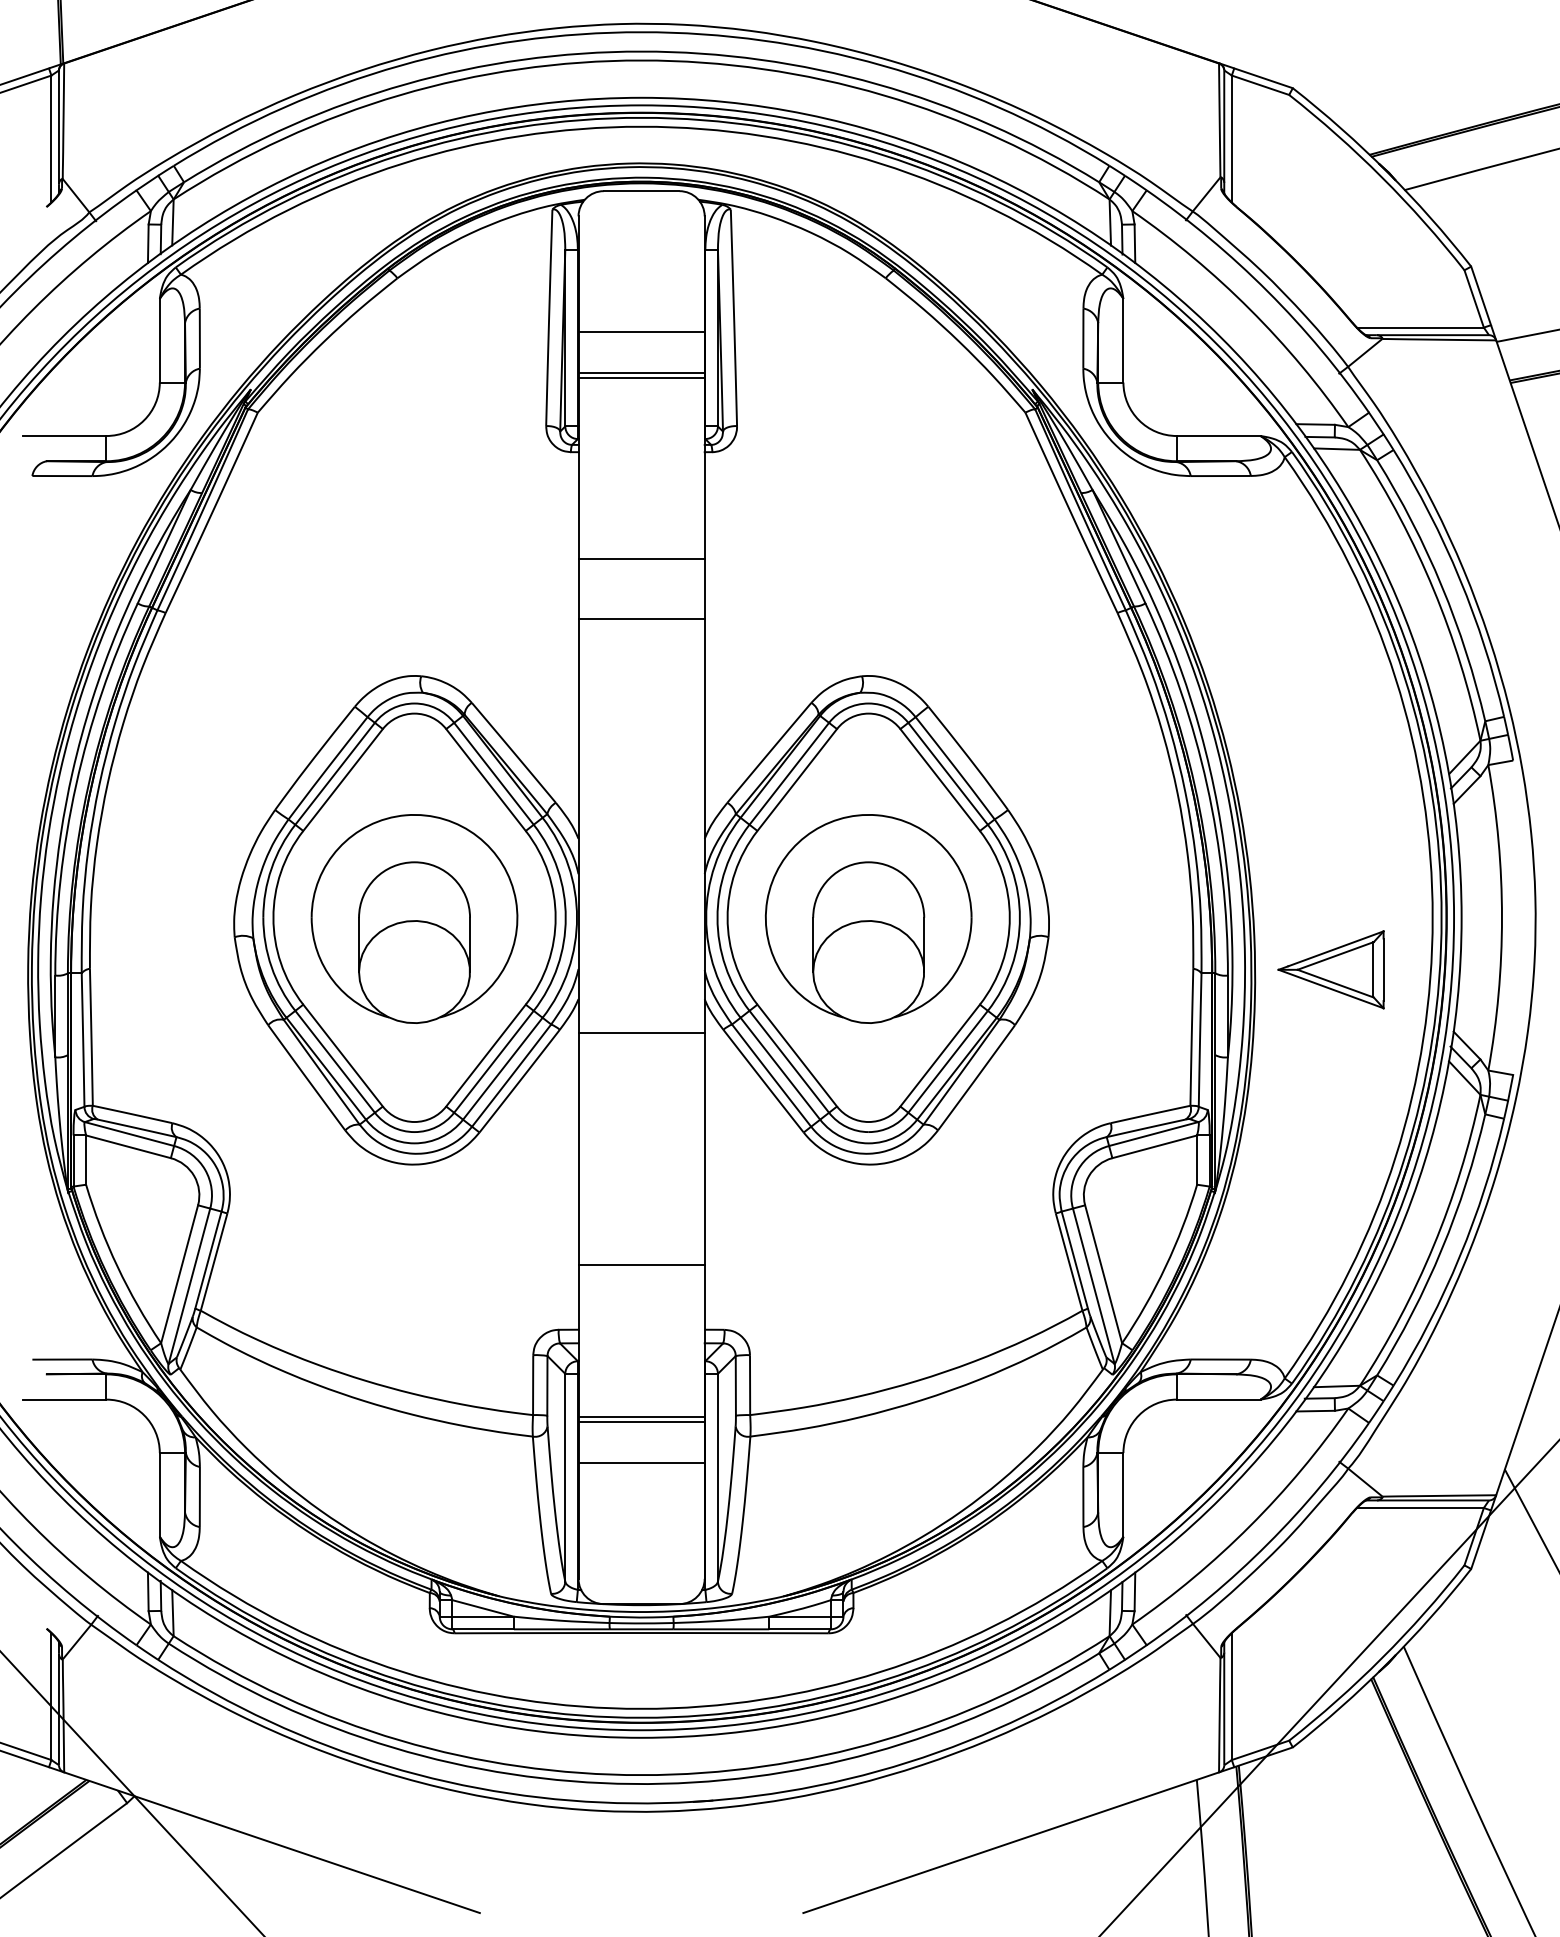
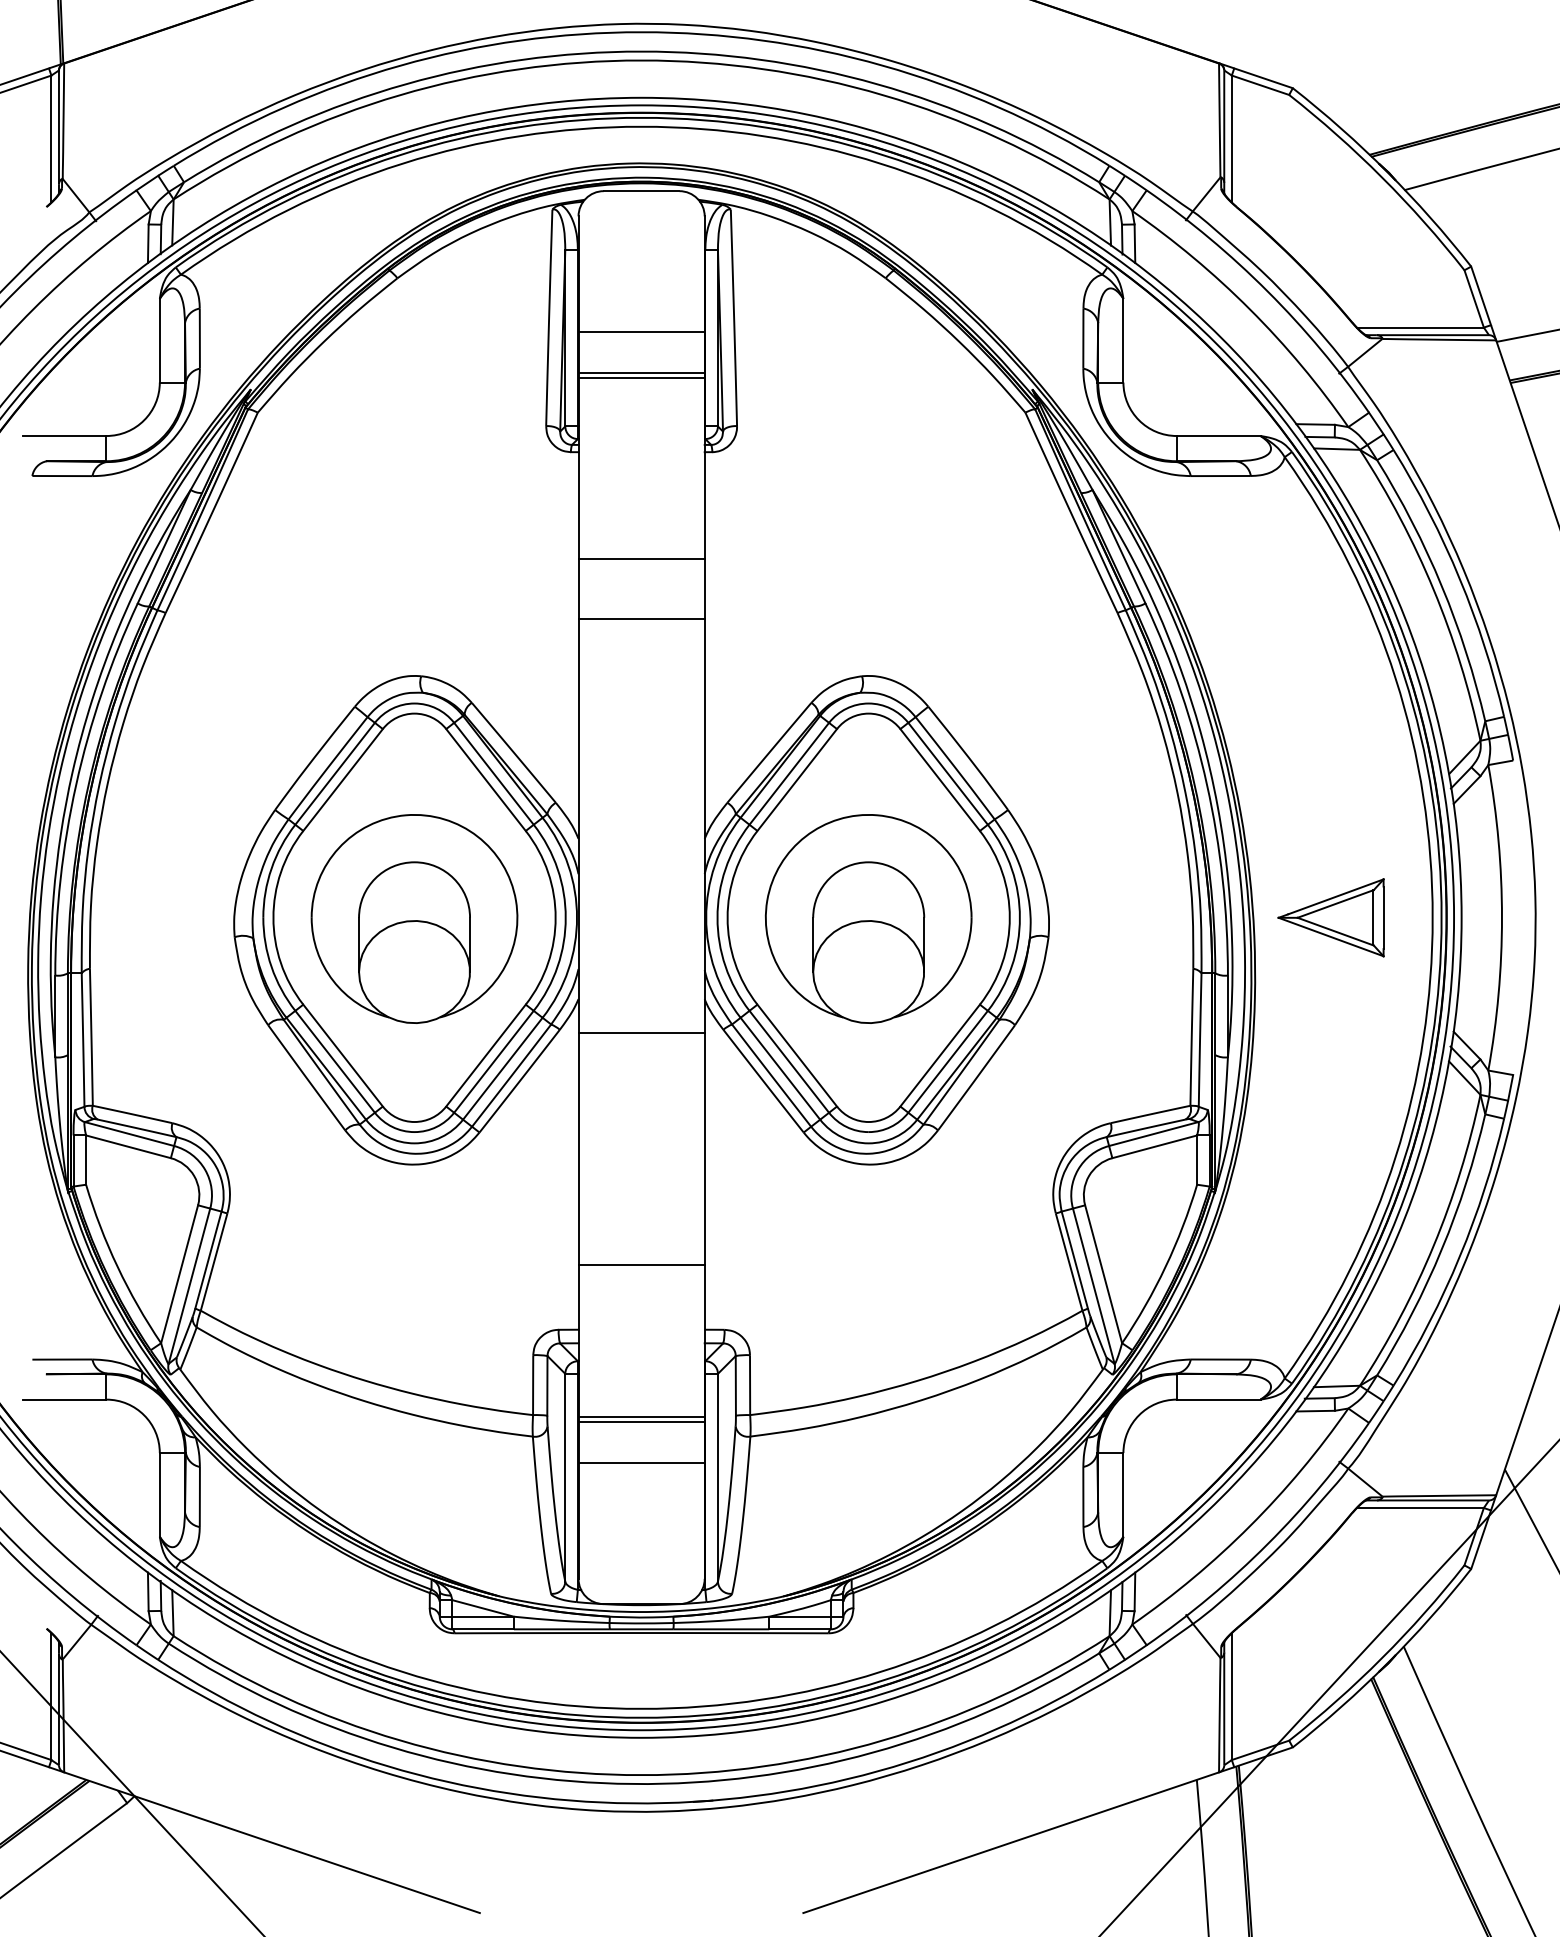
part position: (1330, 969) -> (1330, 917) (1330, 917)
